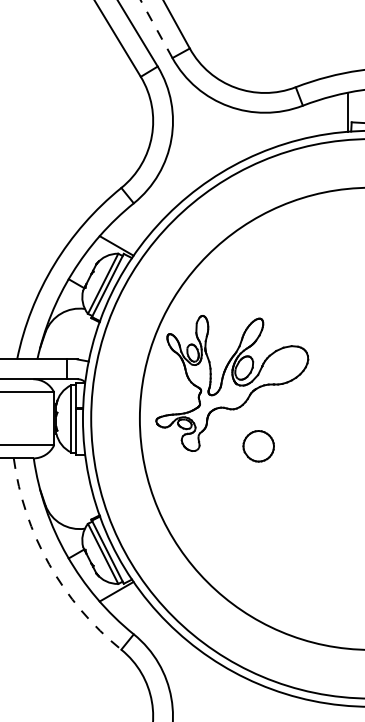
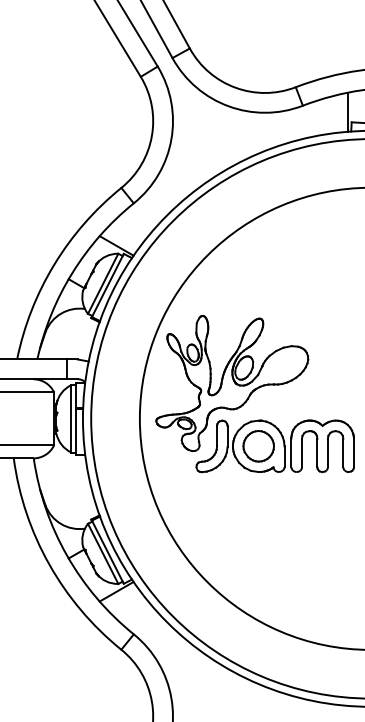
line: dashed -> solid (156, 29)
part: none -> present (274, 446)
arc: dashed -> solid (49, 564)
